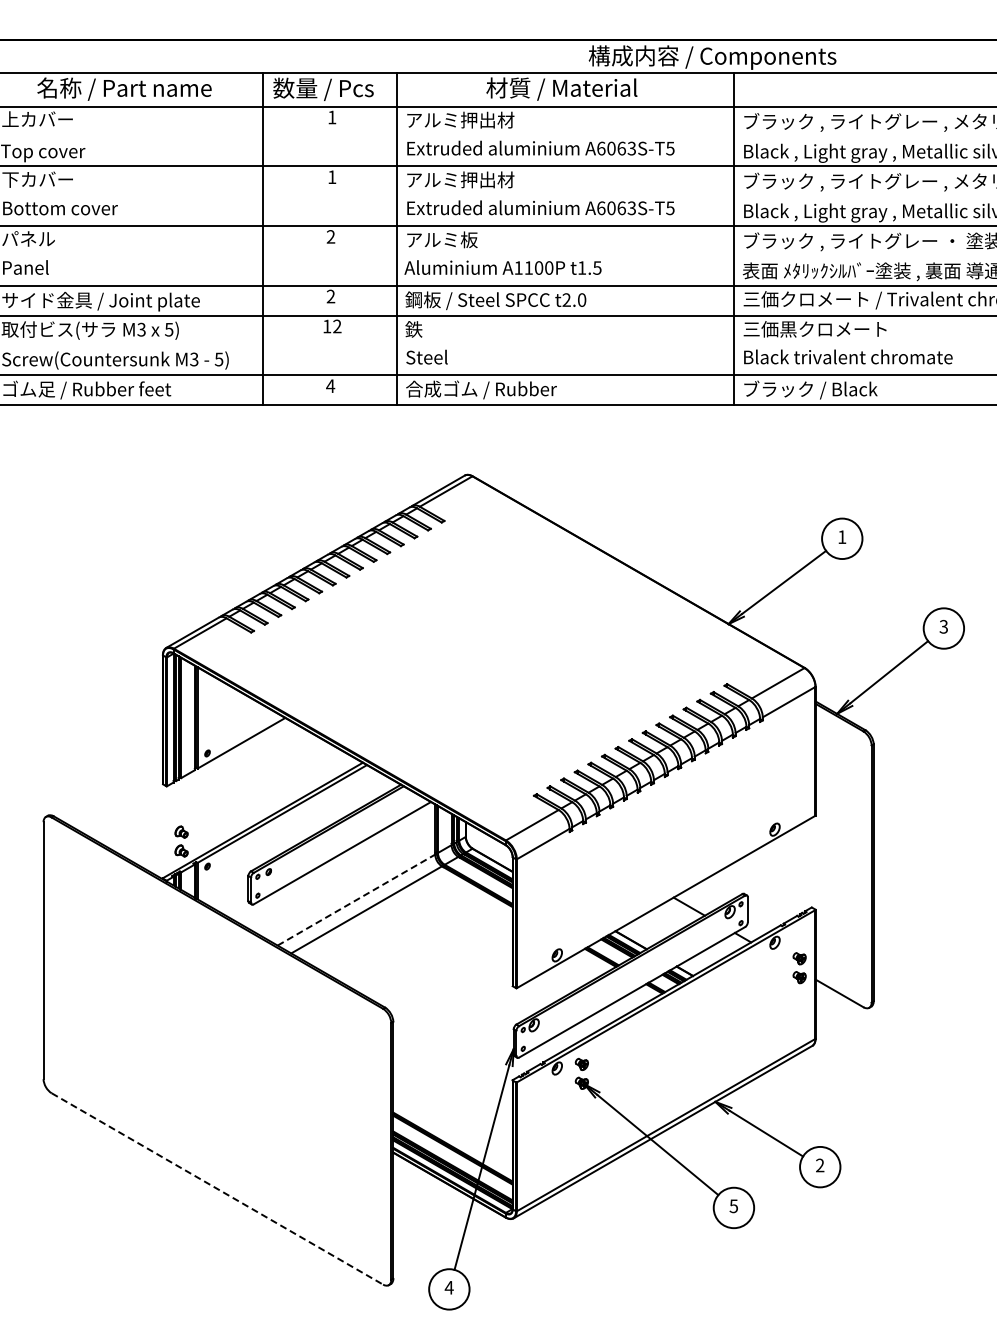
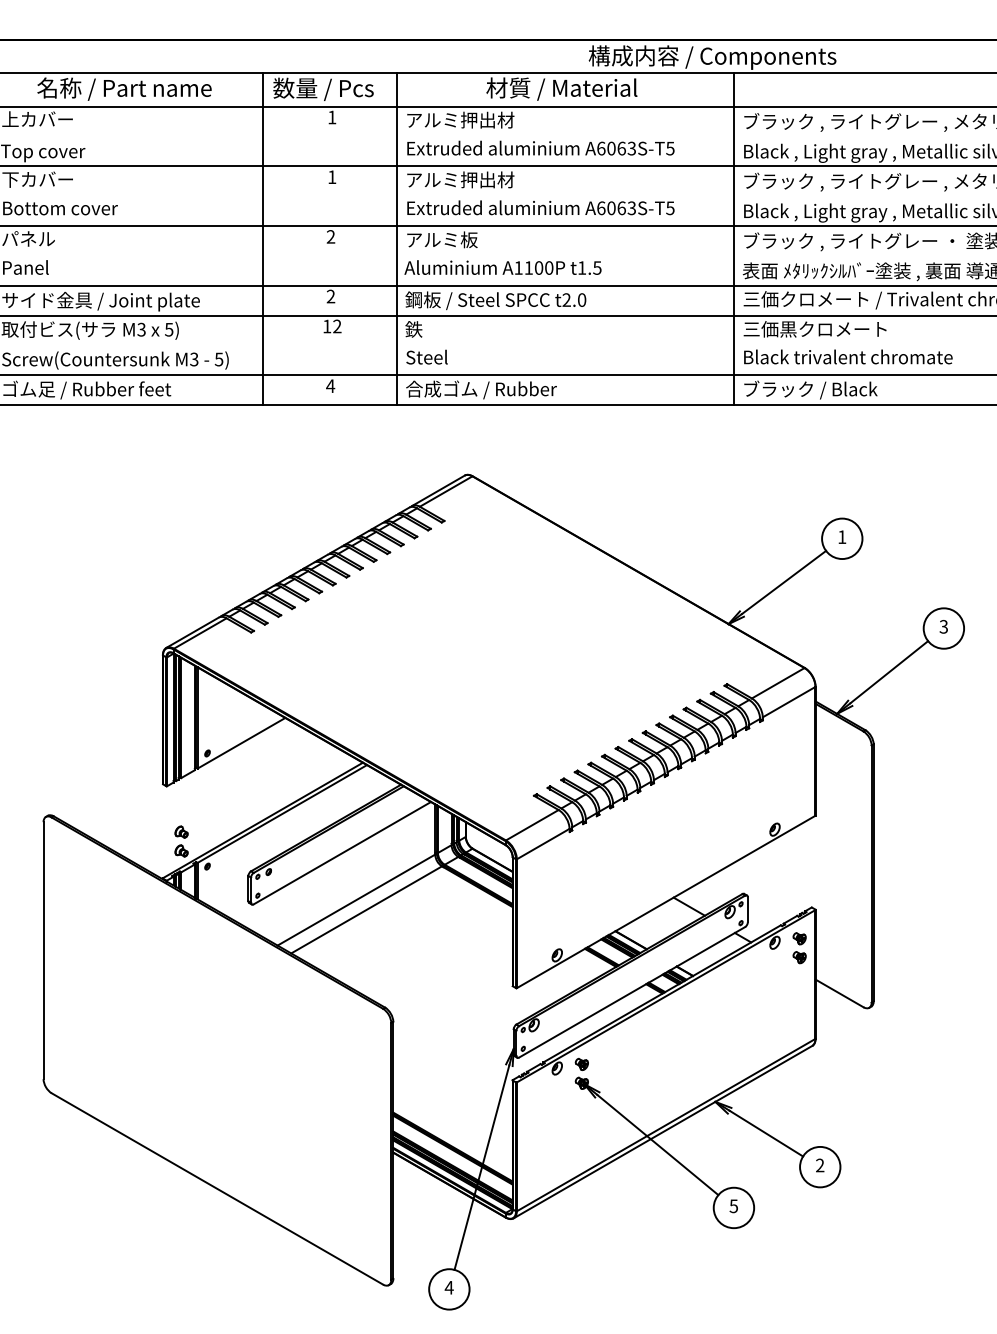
line: dashed -> solid (356, 900)
part position: (799, 968) -> (799, 948) (799, 948)
line: dashed -> solid (217, 1189)
